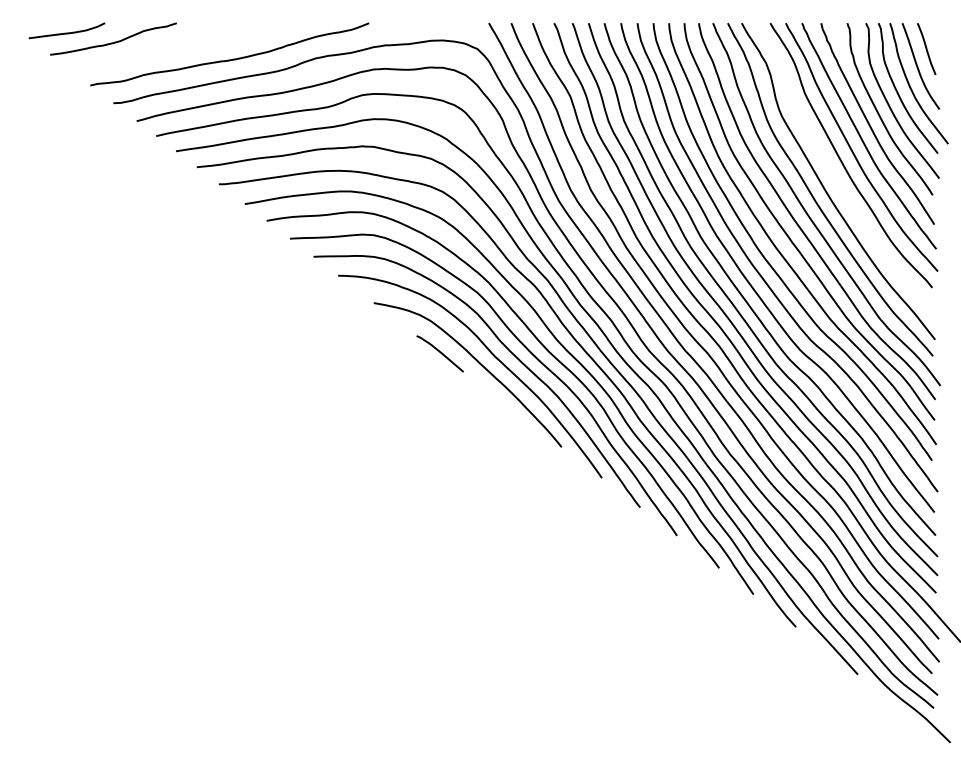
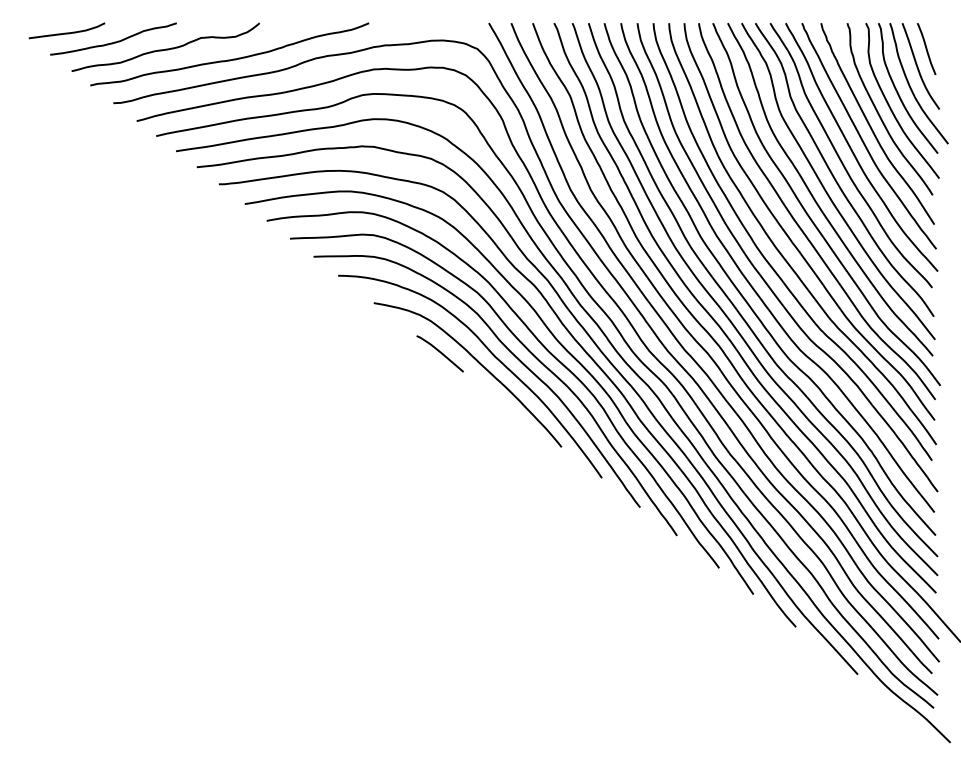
curve: none -> present (165, 48)
curve: none -> present (833, 174)
